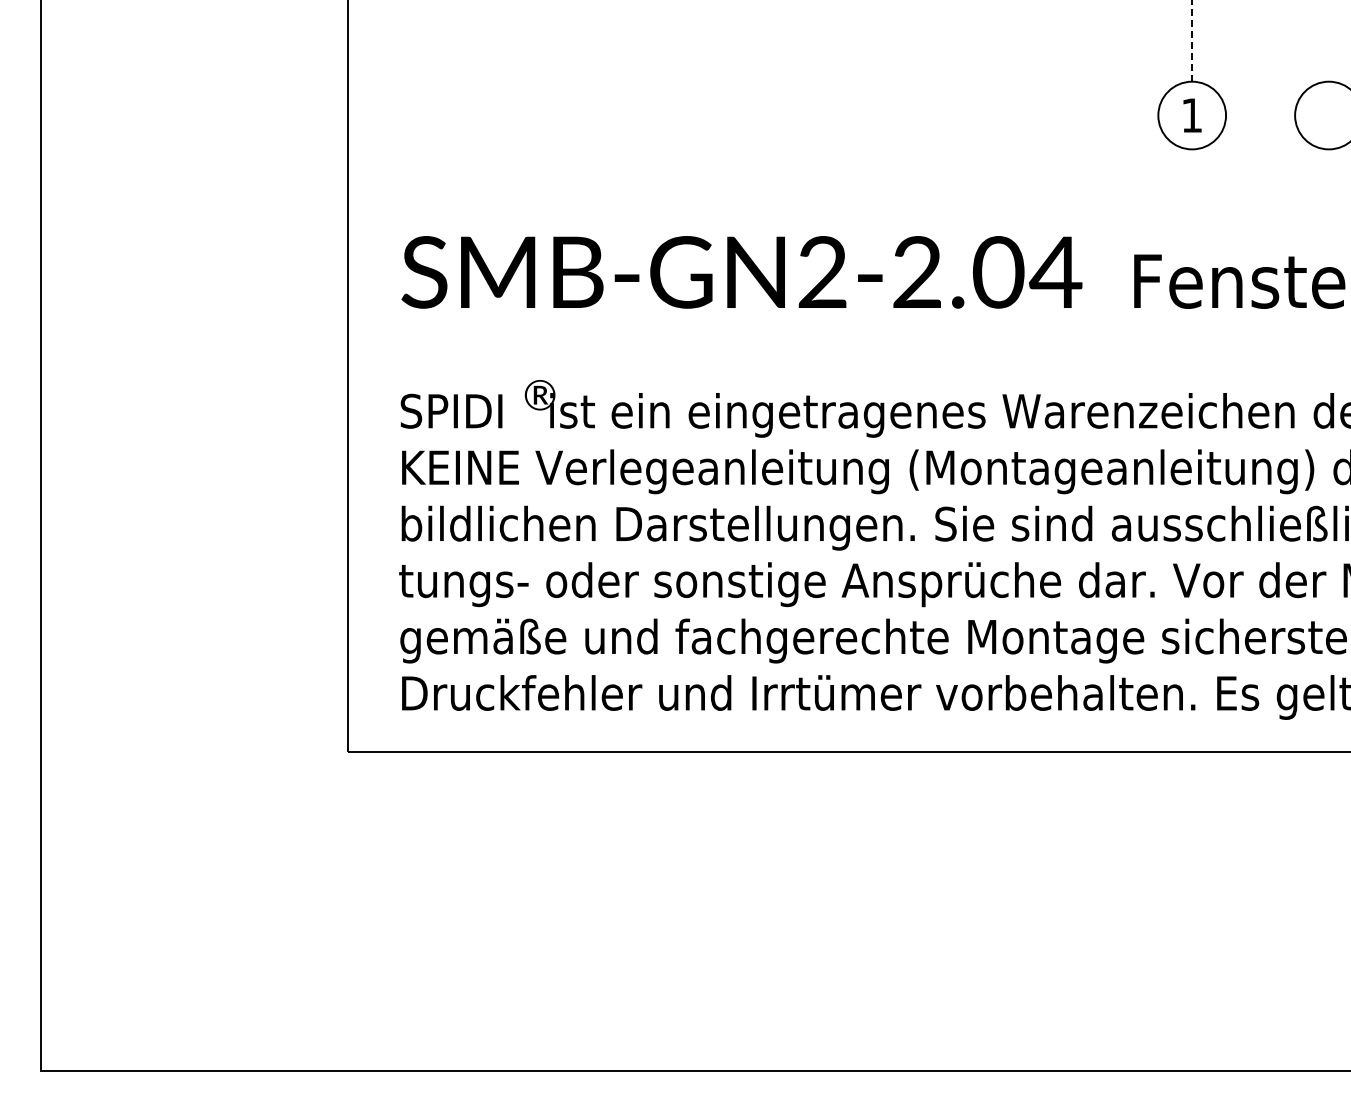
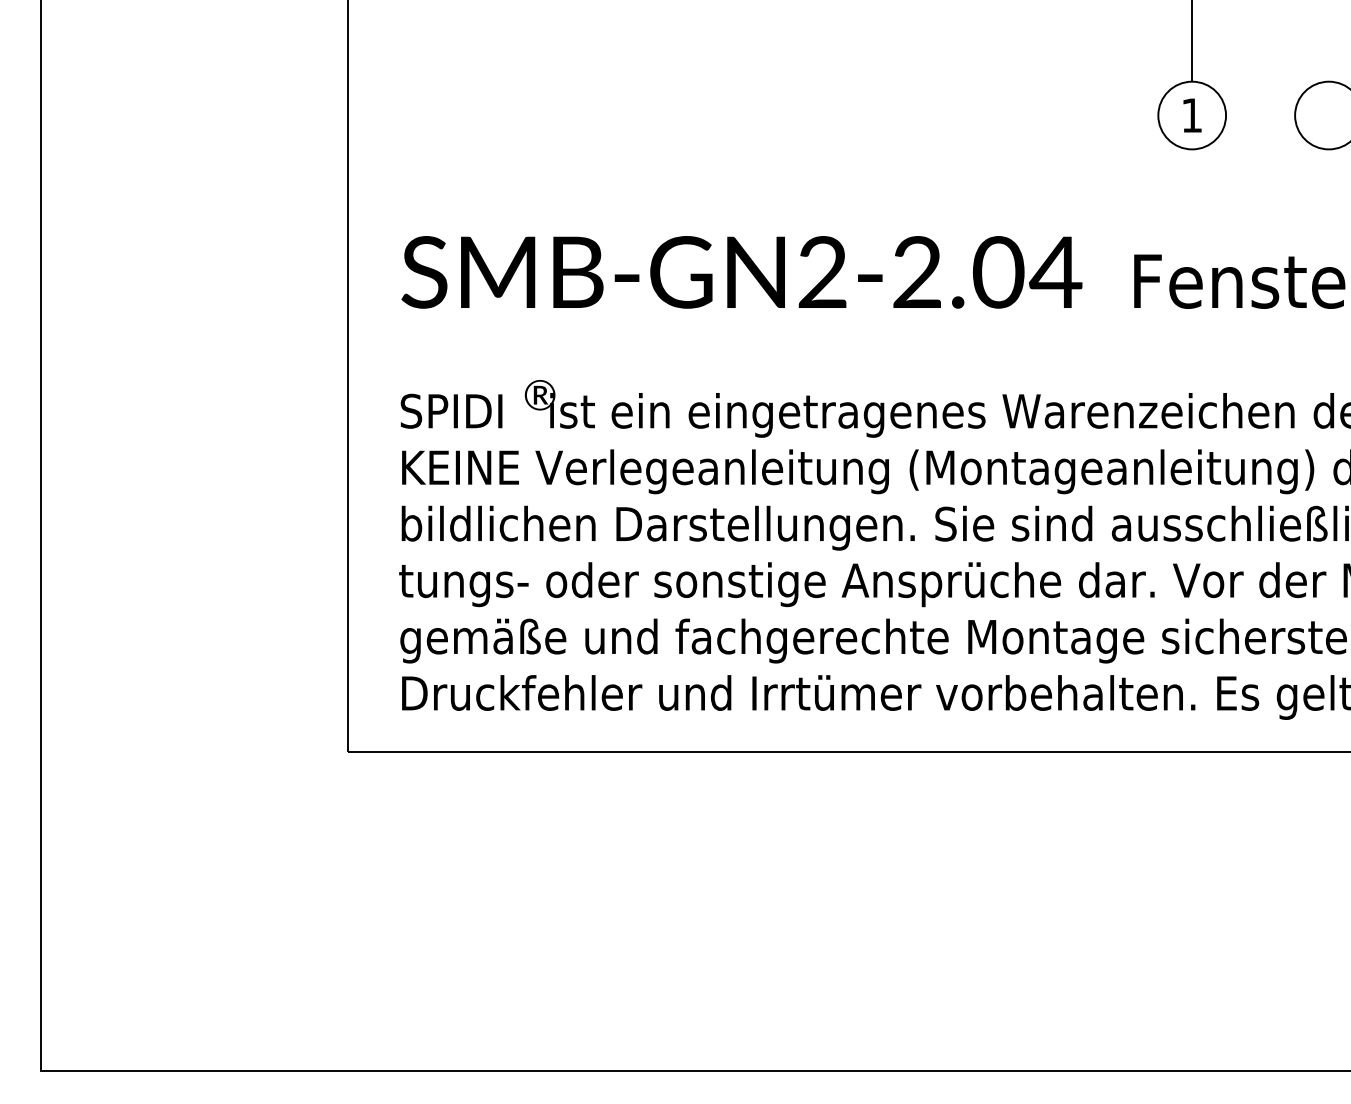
line: dashed -> solid (1192, 40)
